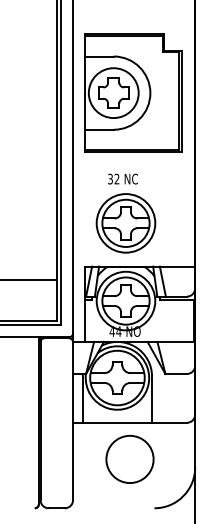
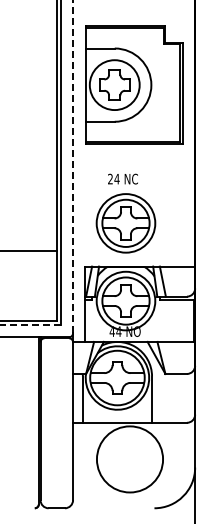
part position: (133, 92) -> (134, 84) (134, 84)
line: solid -> dashed (73, 166)
text: 32 -> 24 (113, 178)
line position: (29, 280) -> (29, 251) (29, 251)
line: solid -> dashed (29, 325)
circle diameter: 47 px -> 66 px (129, 459)
